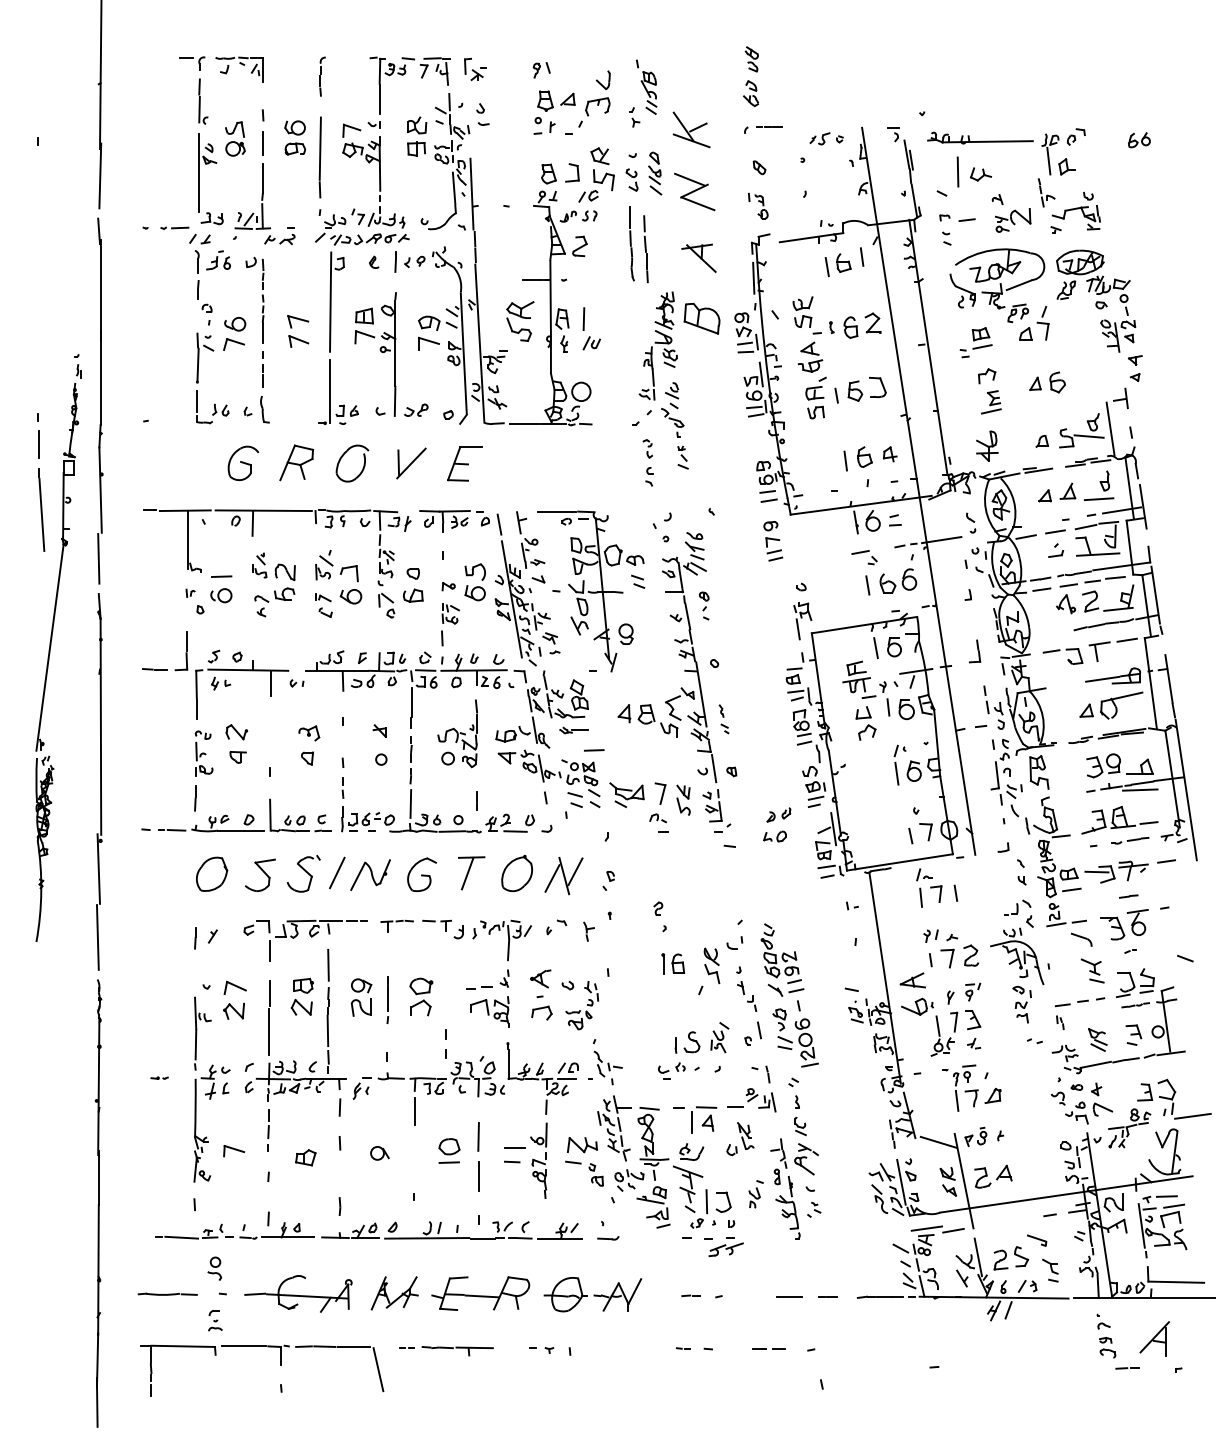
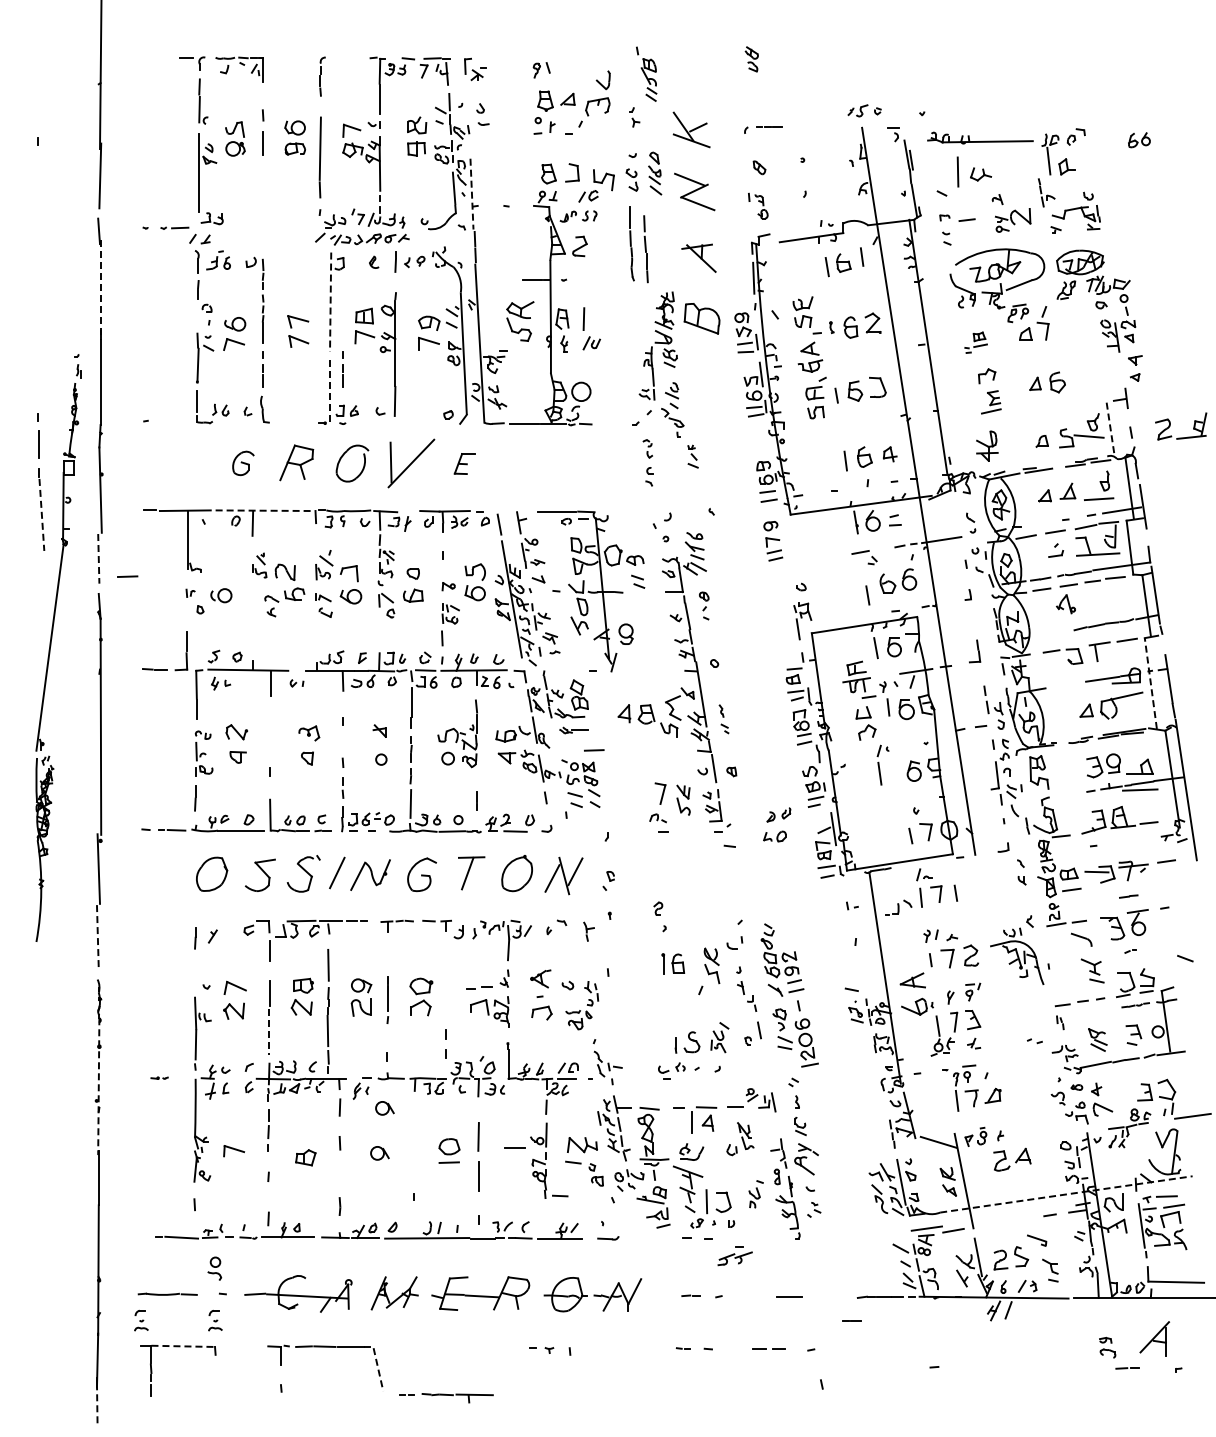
part position: (646, 86) -> (646, 73) (646, 73)
part: present -> none (750, 93)
part position: (826, 138) -> (864, 110) (864, 110)
part: present -> none (599, 156)
line: solid -> dashed (472, 194)
part: present -> none (264, 204)
line: solid -> dashed (100, 290)
line: solid -> dashed (330, 302)
part size: 34x32 px -> 24x23 px (975, 342)
line: none -> present (342, 369)
line: solid -> dashed (330, 391)
part: present -> none (416, 409)
line: solid -> dashed (1110, 429)
part position: (682, 457) -> (692, 456) (692, 456)
part size: 33x37 px -> 23x27 px (243, 463)
part size: 31x33 px -> 49x51 px (411, 463)
part size: 36x36 px -> 23x22 px (464, 463)
line: solid -> dashed (264, 510)
line: solid -> dashed (41, 515)
line: solid -> dashed (98, 558)
line position: (221, 576) -> (127, 576) (127, 576)
line position: (867, 585) -> (867, 595) (867, 595)
part position: (1097, 598) -> (1170, 426) (1170, 426)
part position: (274, 602) -> (284, 602) (284, 602)
line: solid -> dashed (1150, 683)
part position: (899, 764) -> (882, 764) (882, 764)
part: present -> none (626, 794)
part: present -> none (1130, 840)
part position: (1017, 907) -> (898, 907) (898, 907)
line: solid -> dashed (97, 937)
part: present -> none (1021, 1004)
line: solid -> dashed (268, 1032)
part: present -> none (760, 1074)
line: solid -> dashed (98, 1087)
part: none -> present (384, 1108)
line: present -> none (415, 1111)
line position: (512, 1161) -> (560, 1195) (560, 1195)
part position: (993, 1176) -> (1012, 1159) (1012, 1159)
line: solid -> dashed (1066, 1194)
part position: (725, 1247) -> (734, 1256) (734, 1256)
line position: (827, 1296) -> (851, 1320) (851, 1320)
part: none -> present (141, 1320)
part: present -> none (1103, 1321)
line: solid -> dashed (183, 1346)
line: present -> none (243, 1346)
part position: (446, 1351) -> (446, 1398) (446, 1398)
line: solid -> dashed (378, 1370)
line: solid -> dashed (97, 1405)
